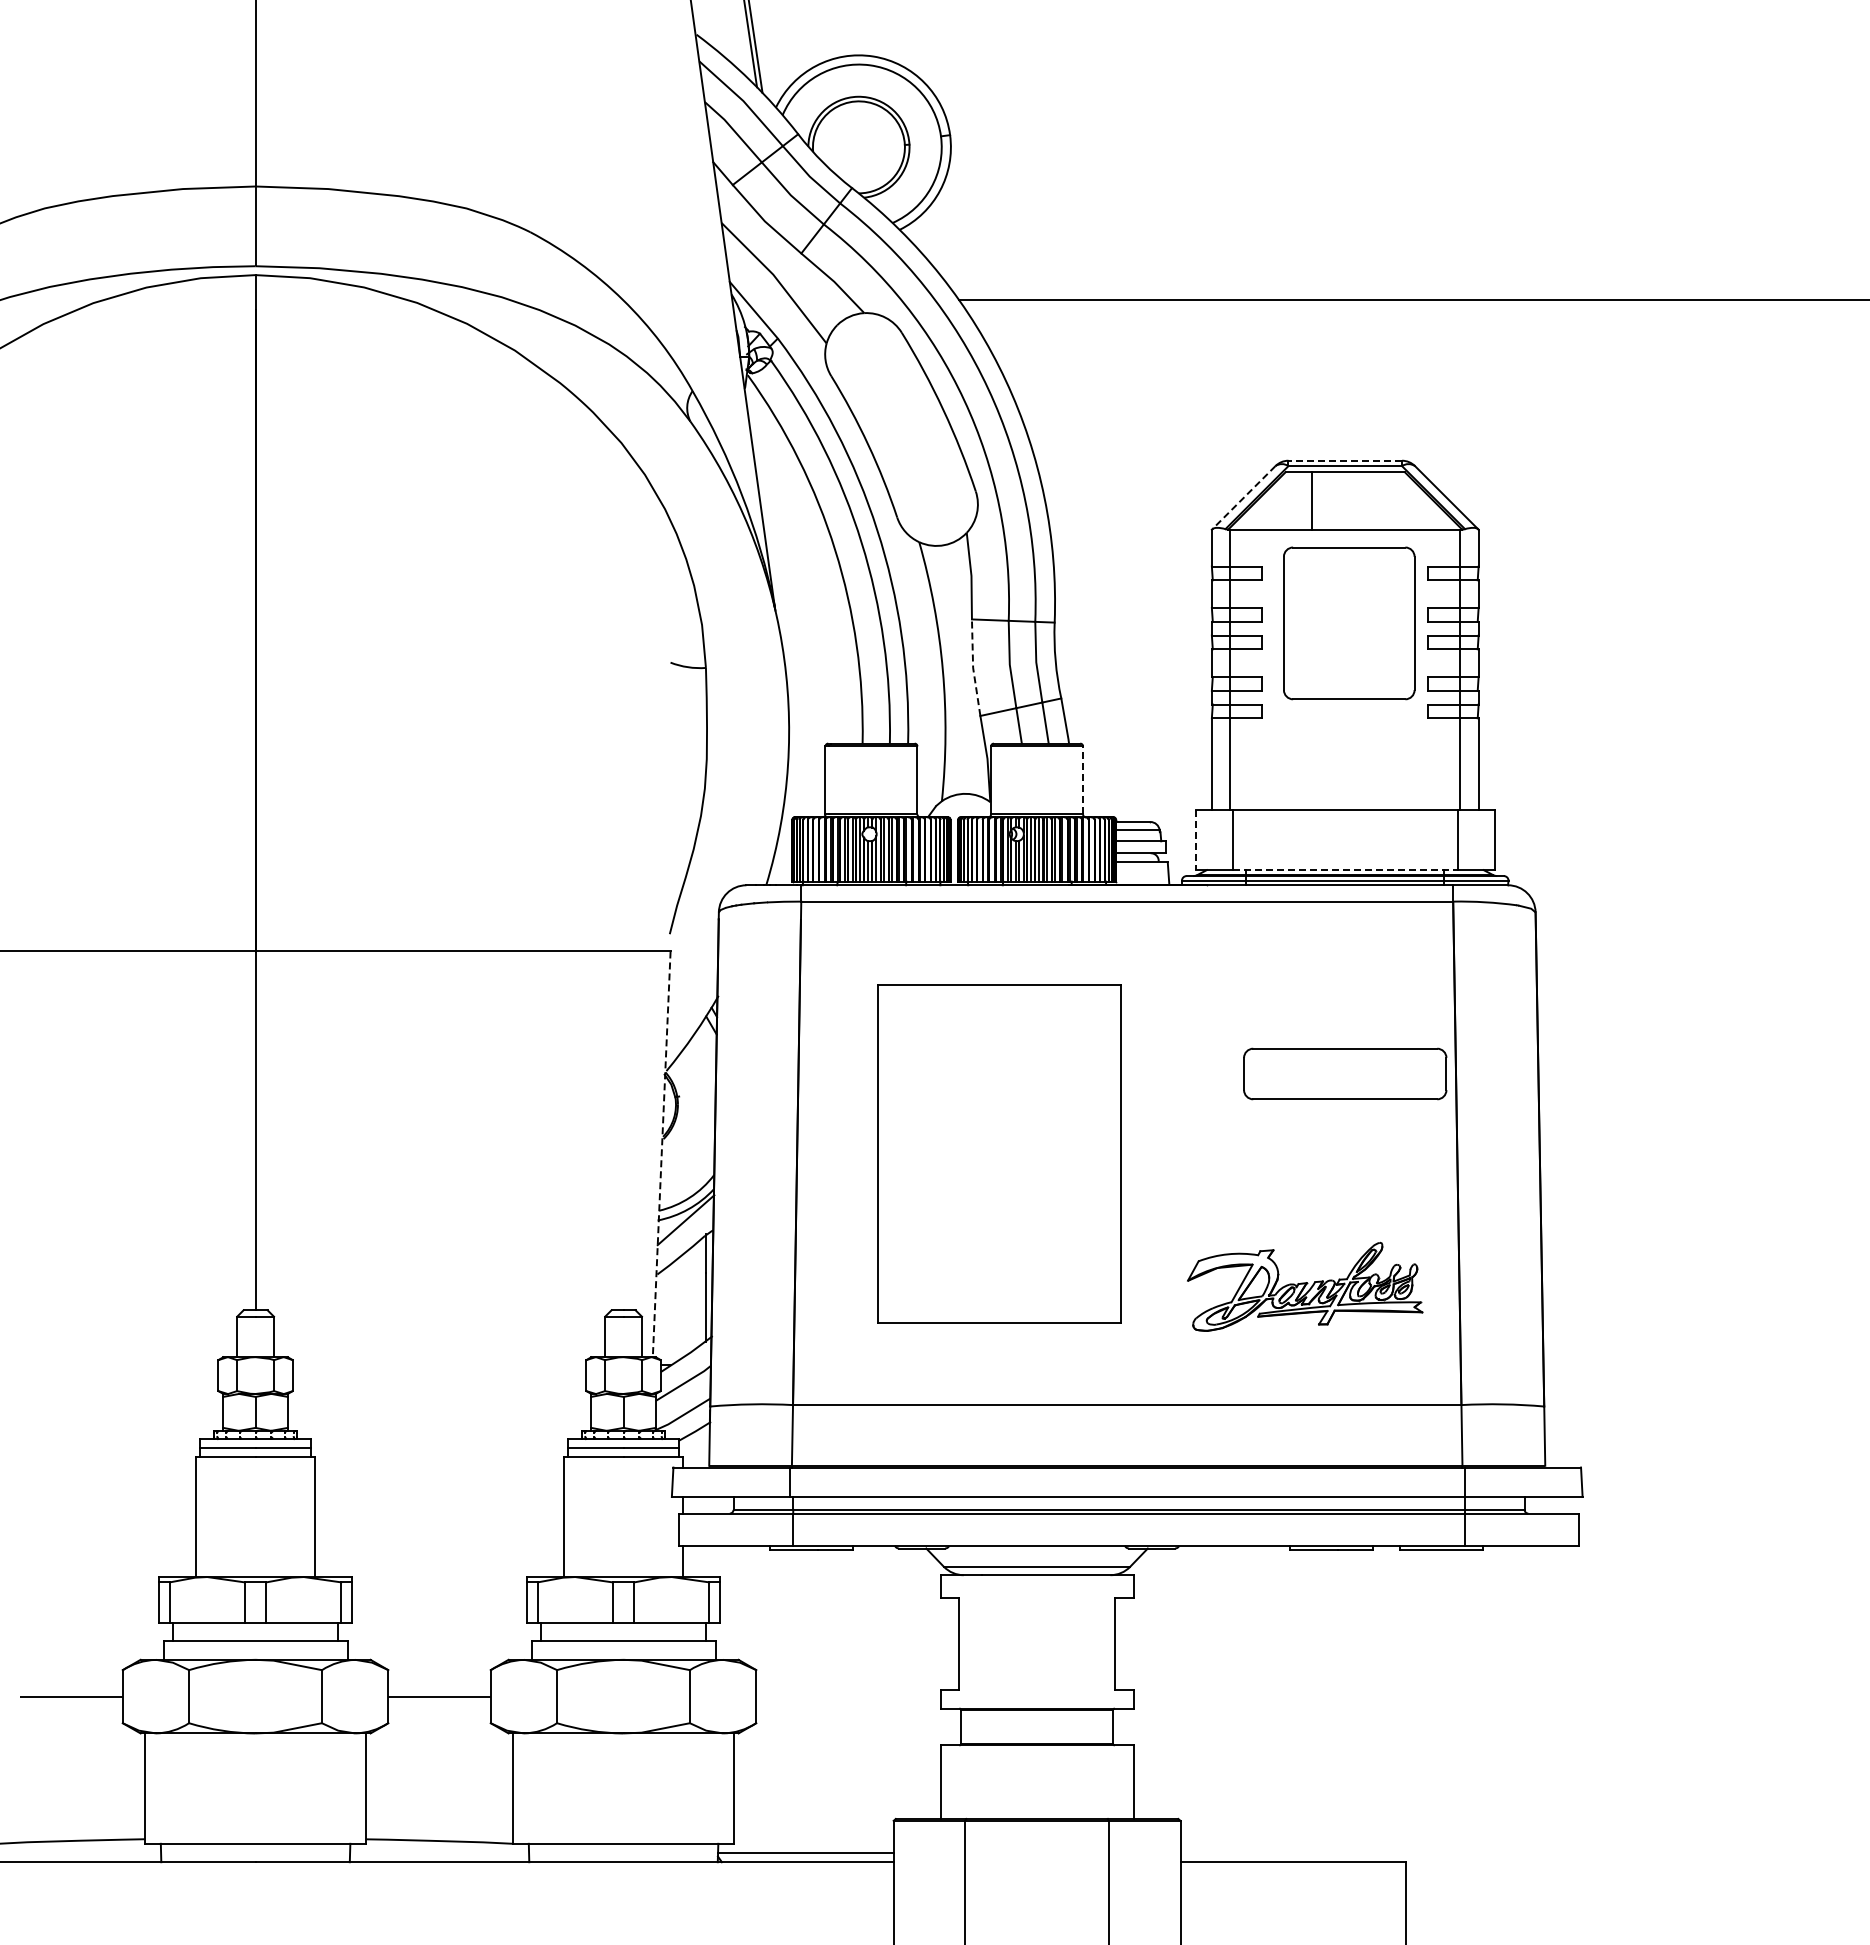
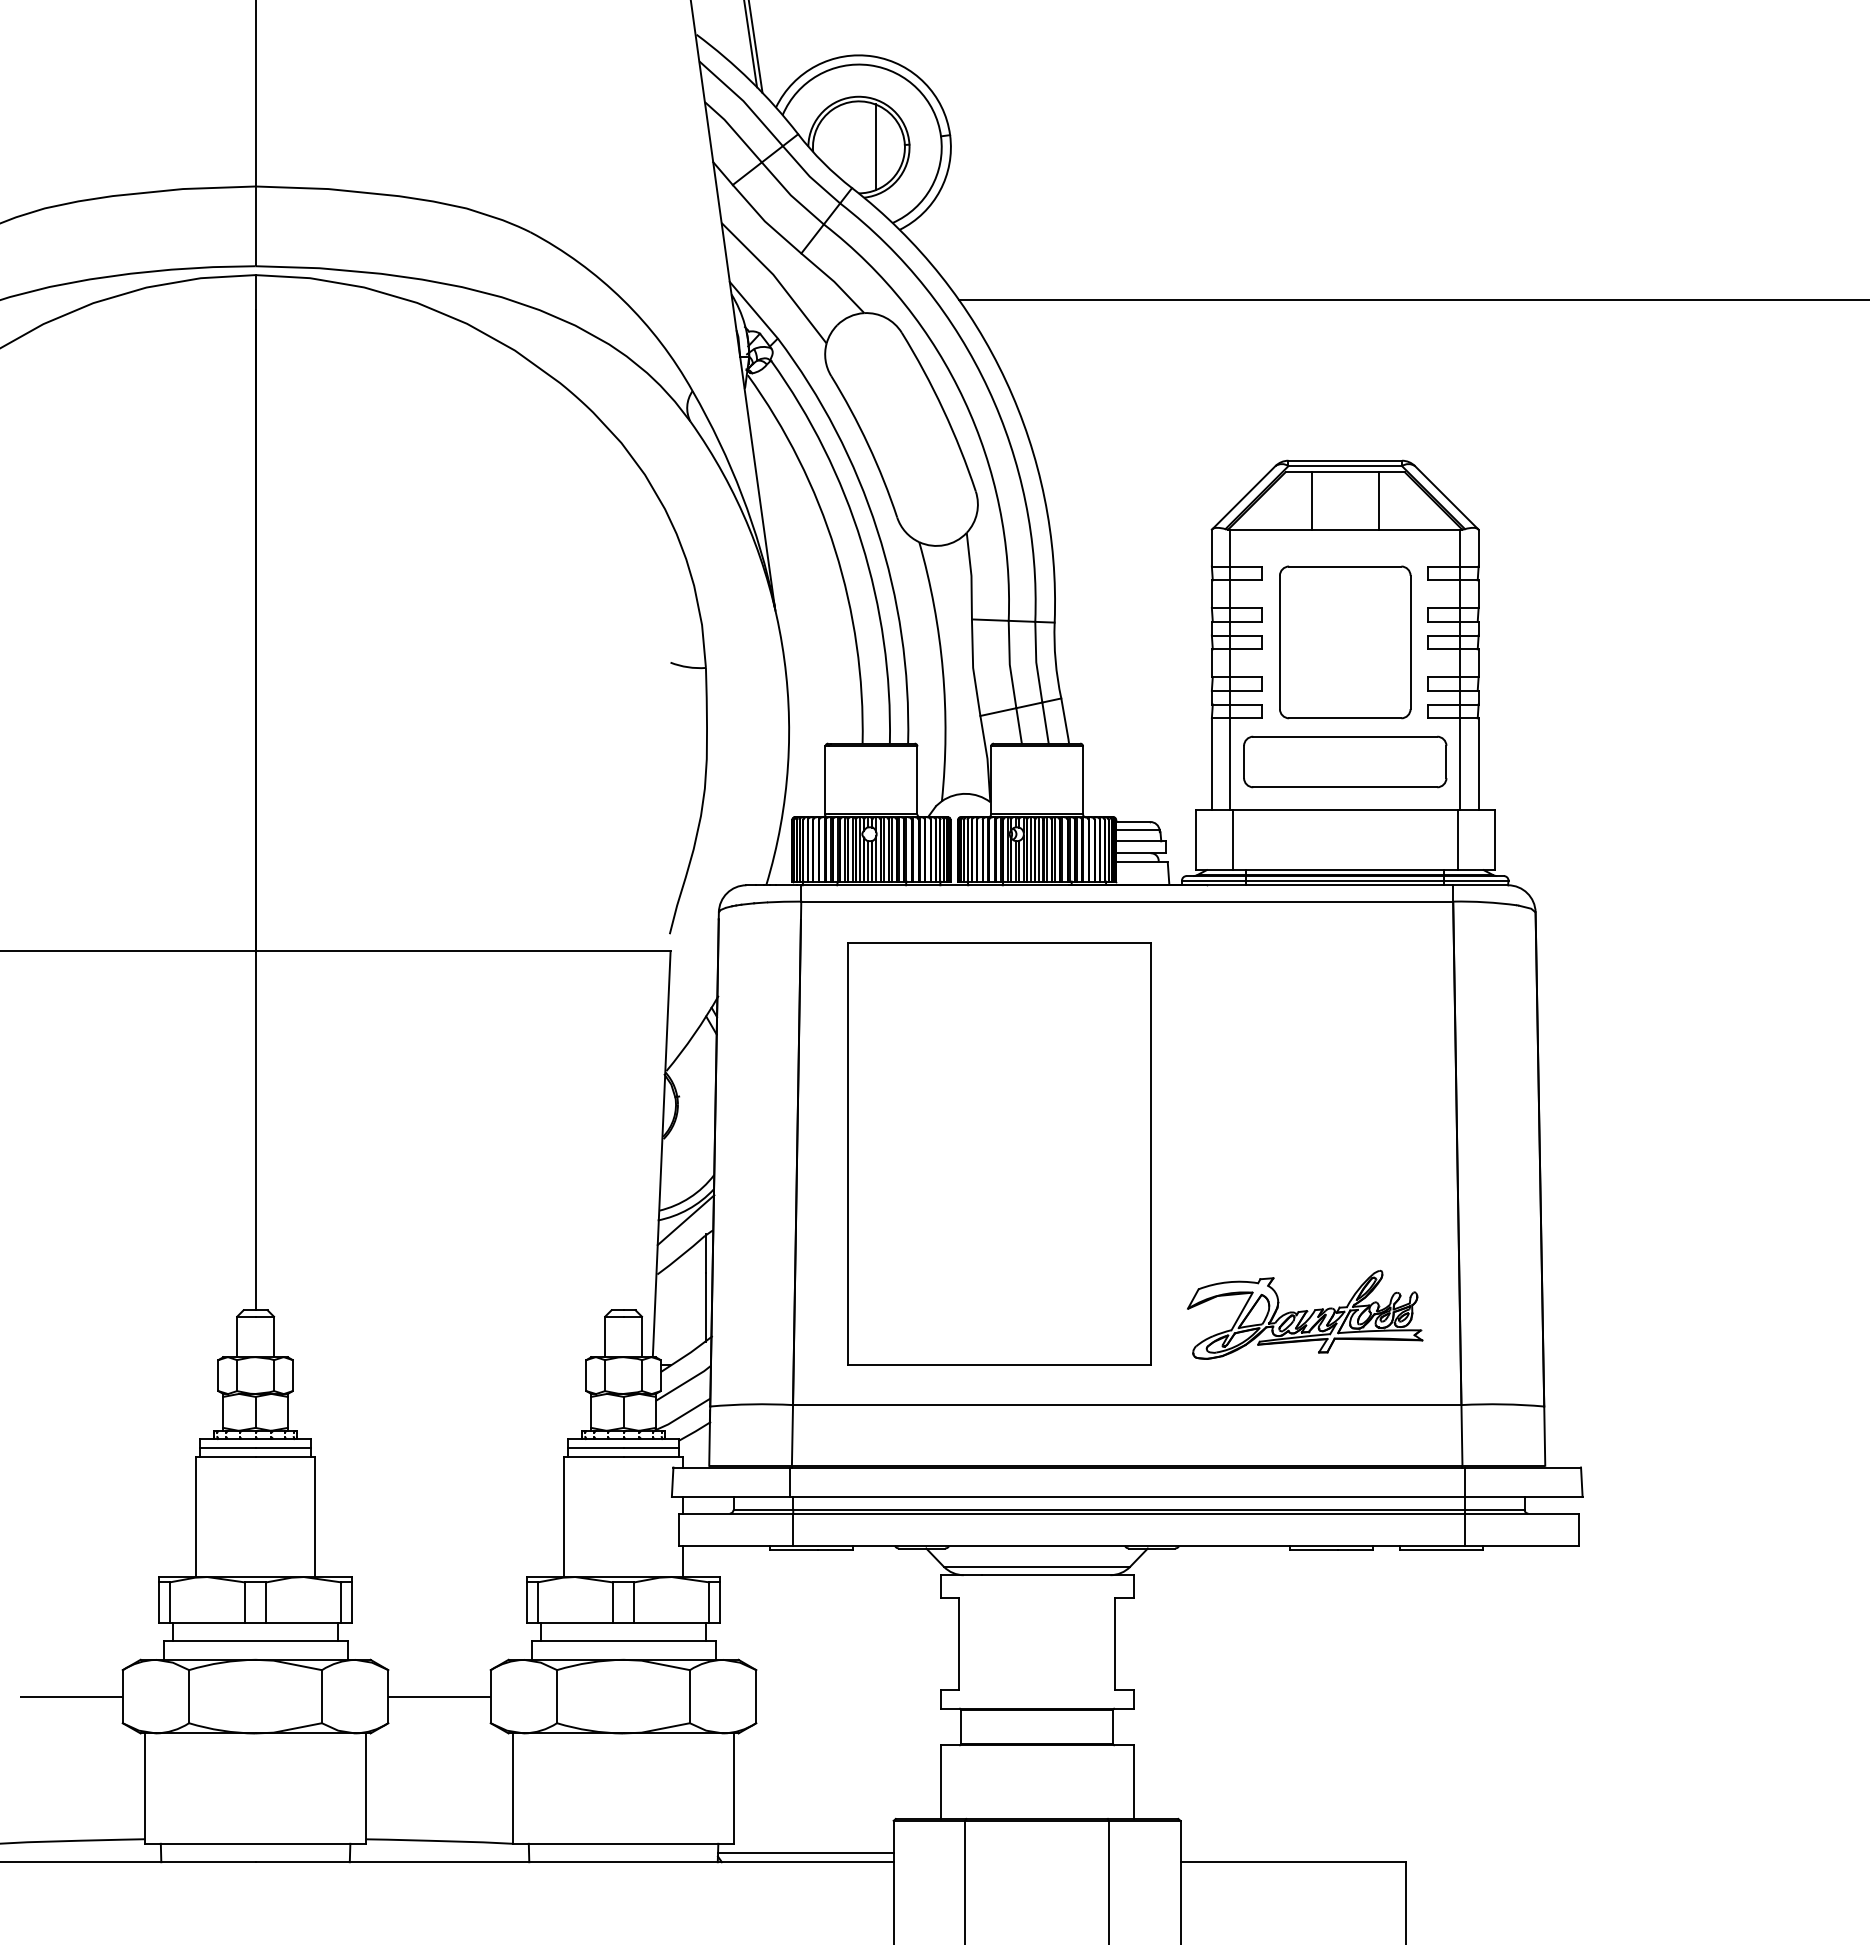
line: none -> present (875, 147)
line: dashed -> solid (1345, 460)
line: dashed -> solid (1243, 497)
line: none -> present (1378, 500)
part position: (1349, 623) -> (1345, 642) (1345, 642)
line: dashed -> solid (973, 667)
line: dashed -> solid (1083, 779)
line: dashed -> solid (1195, 840)
line: dashed -> solid (1345, 870)
part position: (1345, 1073) -> (1345, 761) (1345, 761)
part size: 245x340 px -> 305x424 px (999, 1153)
line: dashed -> solid (661, 1154)
part position: (1305, 1286) -> (1305, 1314) (1305, 1314)
